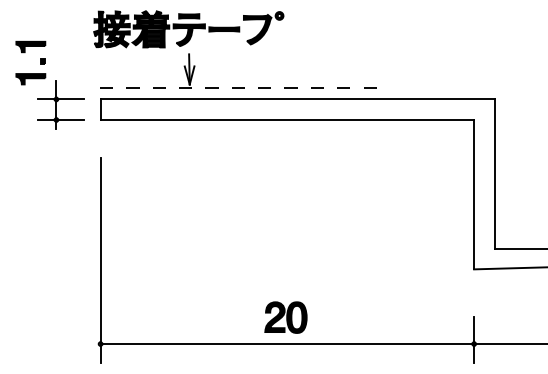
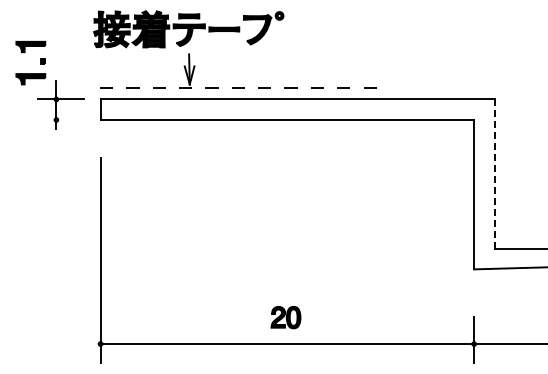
line: present -> none (60, 120)
line: solid -> dashed (494, 174)
part size: 44x33 px -> 32x24 px (285, 317)
